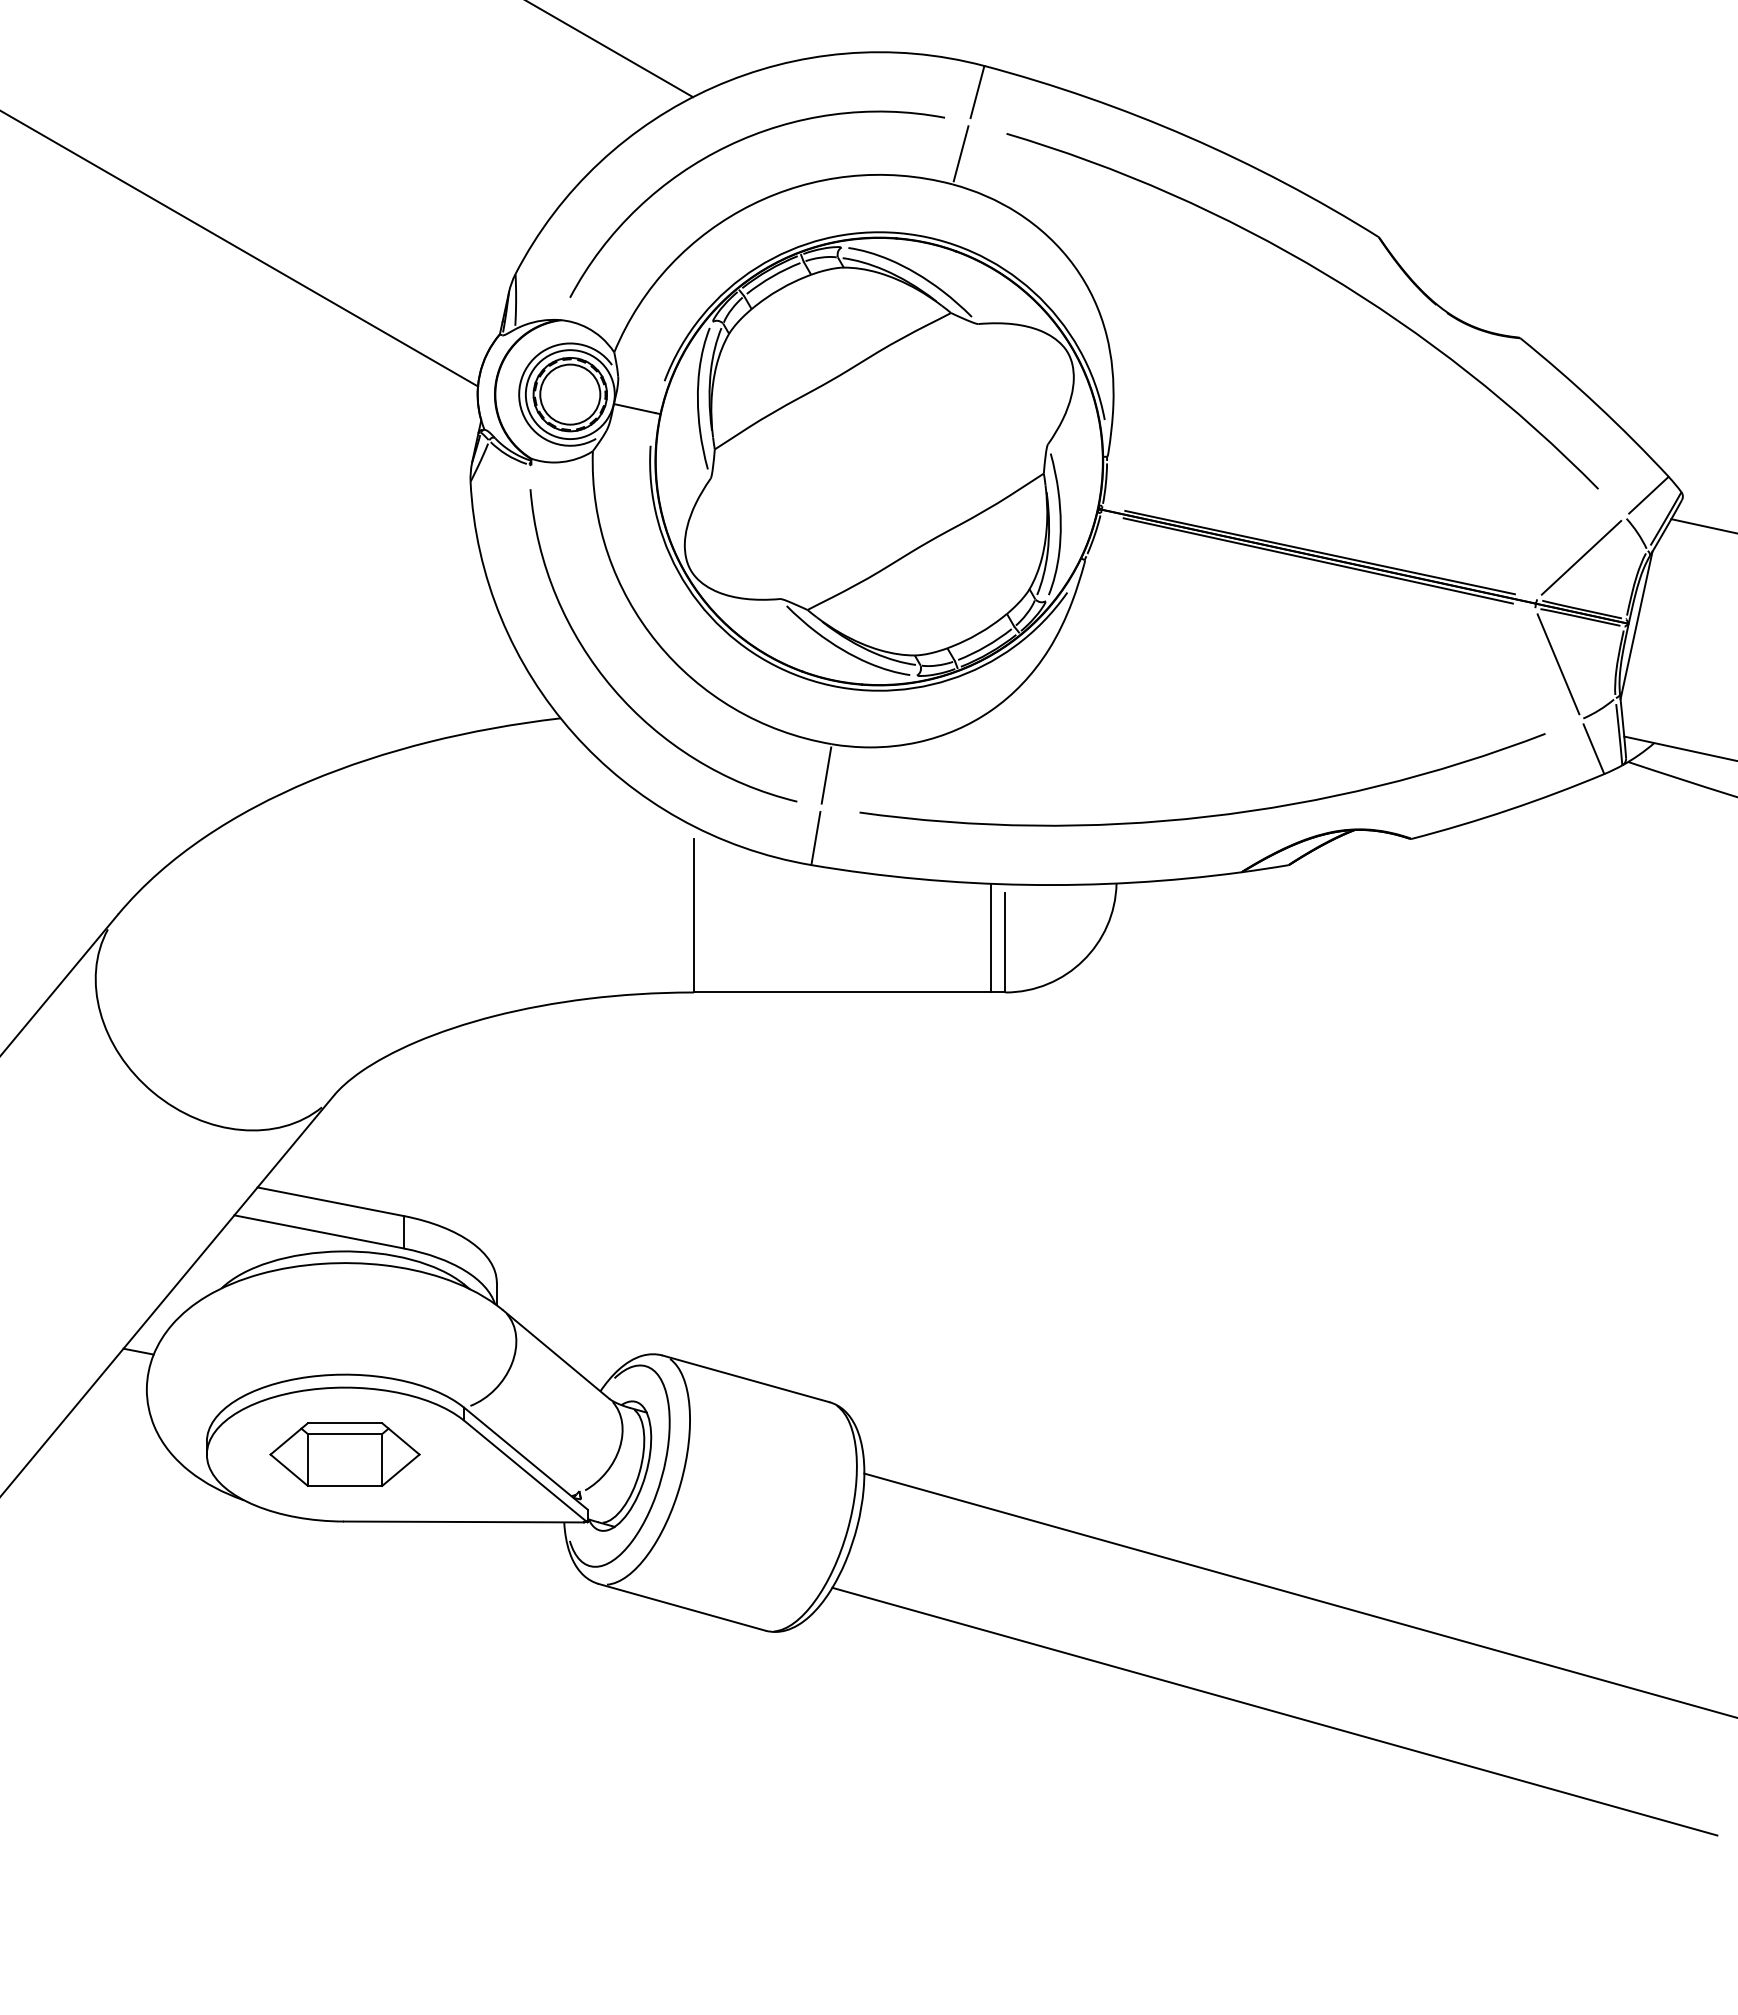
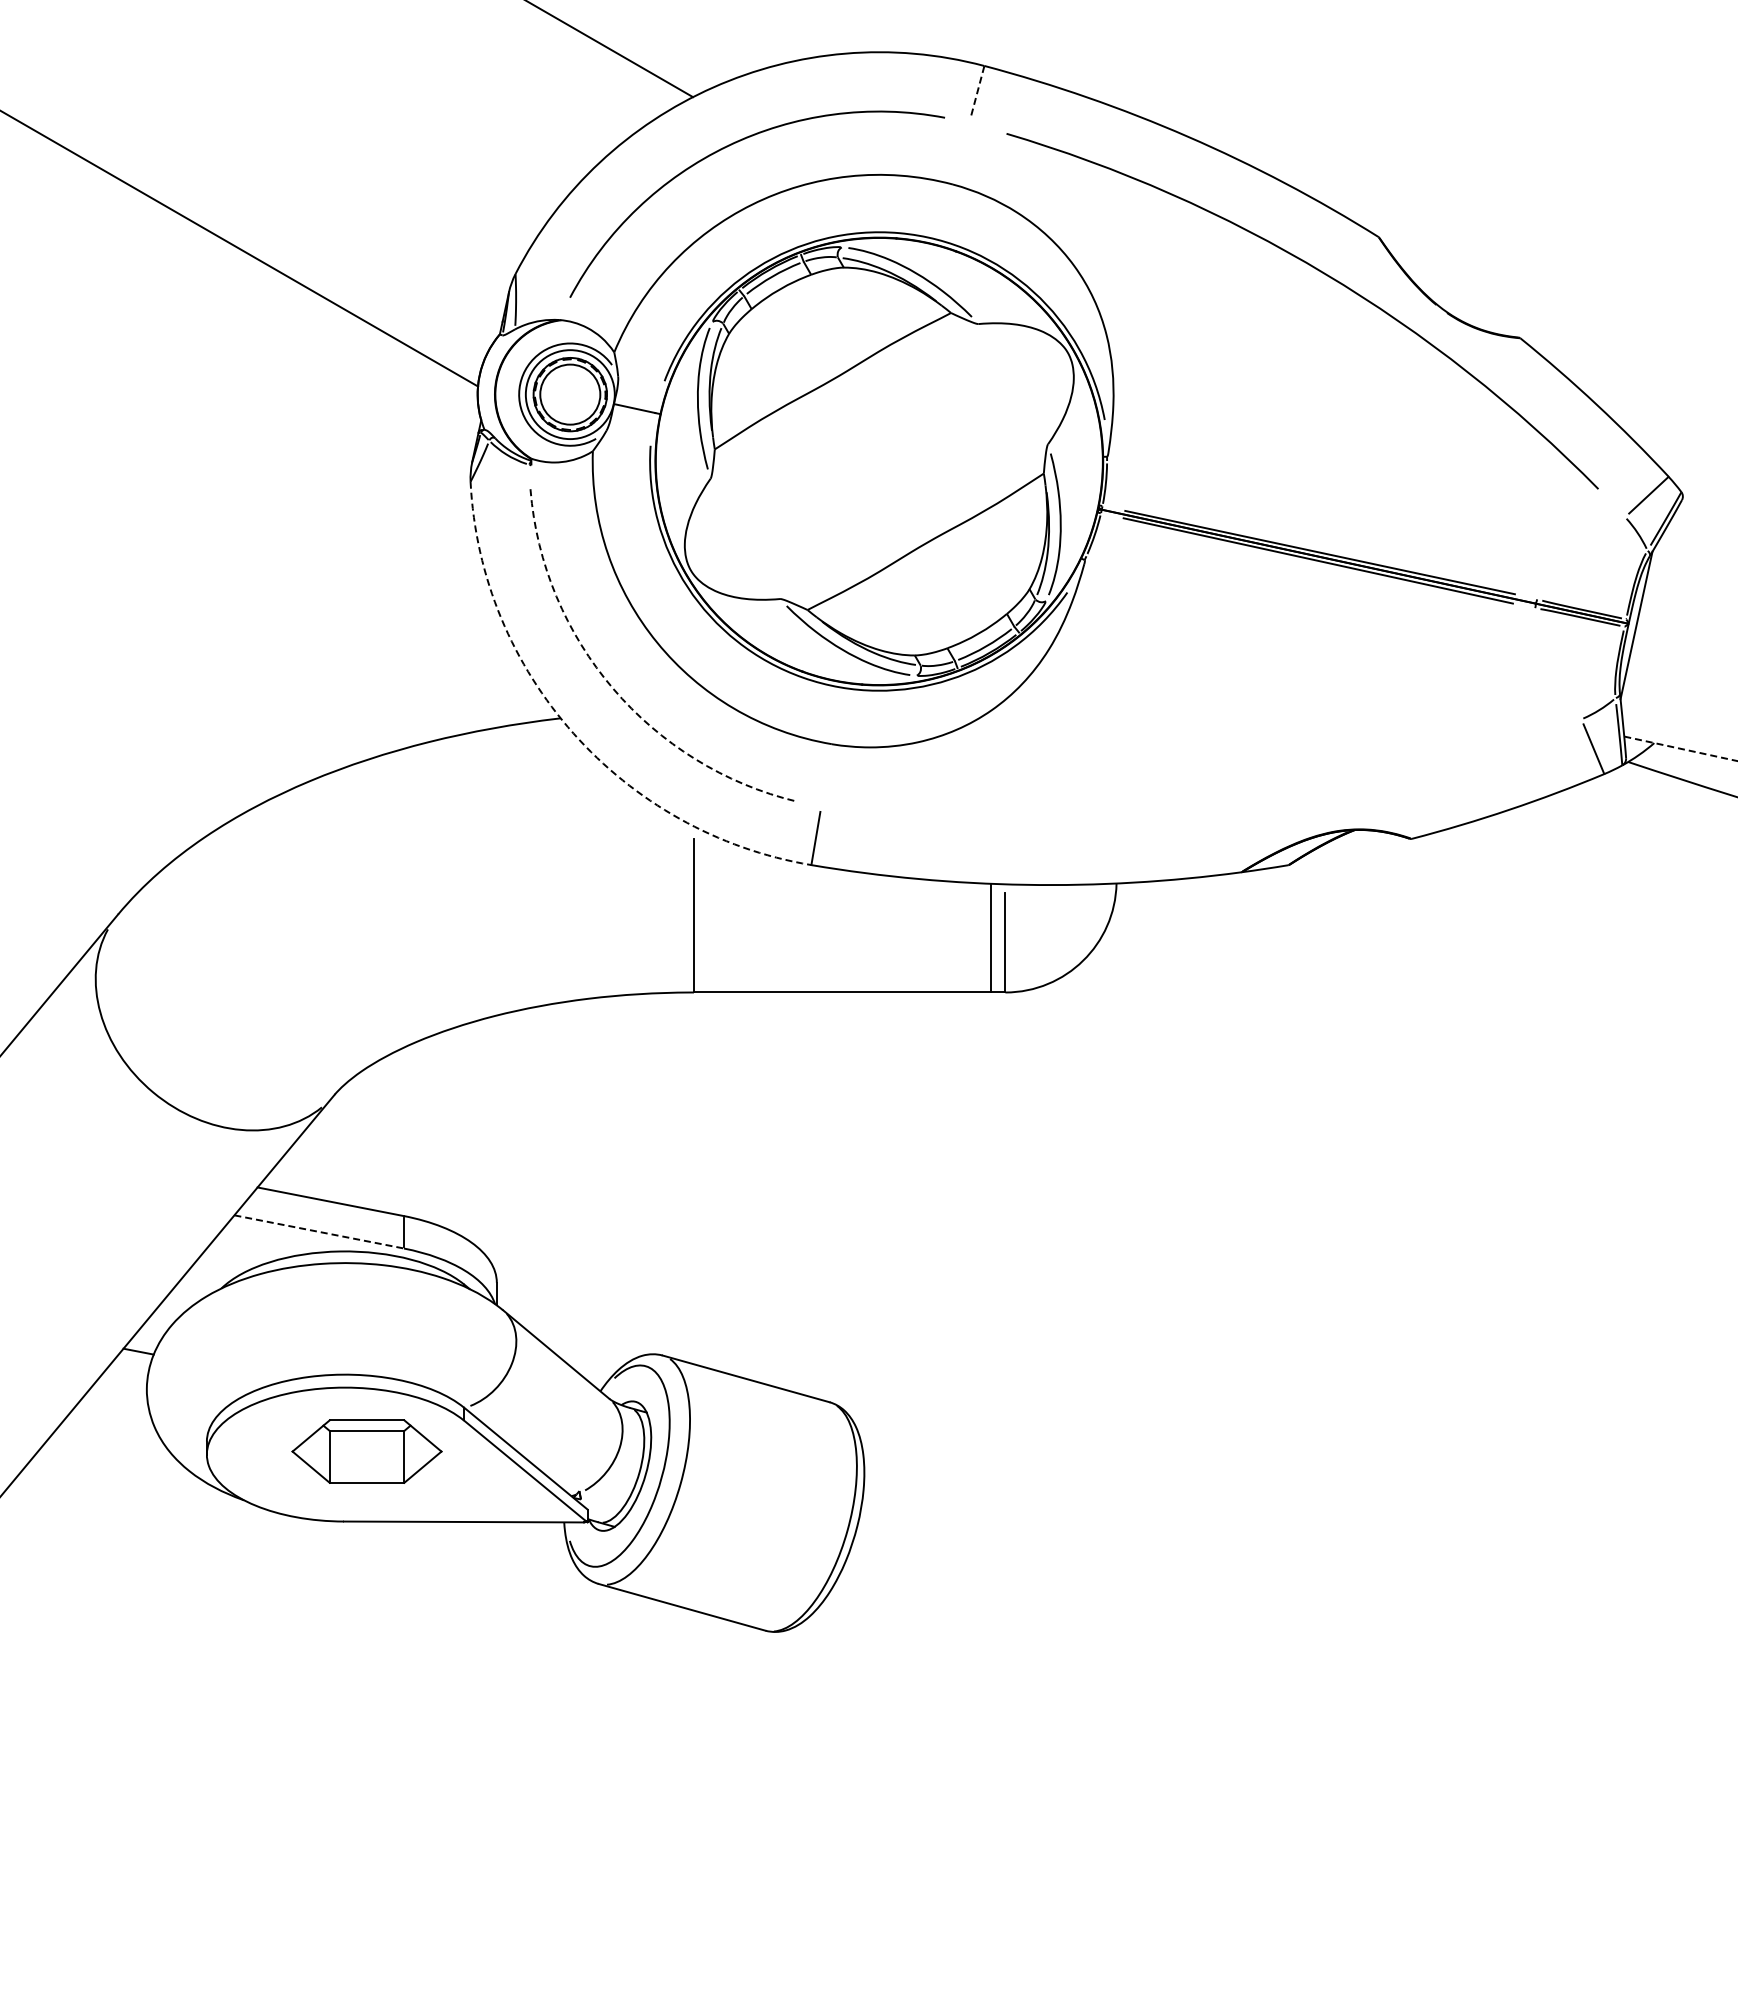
line: solid -> dashed (977, 92)
line: present -> none (960, 153)
line: present -> none (1702, 525)
line: present -> none (1581, 557)
line: present -> none (1558, 664)
arc: solid -> dashed (613, 688)
arc: solid -> dashed (573, 733)
line: solid -> dashed (1680, 748)
line: present -> none (826, 775)
arc: present -> none (1206, 815)
line: solid -> dashed (319, 1232)
part position: (344, 1454) -> (366, 1451) (366, 1451)
line: present -> none (1299, 1595)
line: present -> none (1274, 1711)
